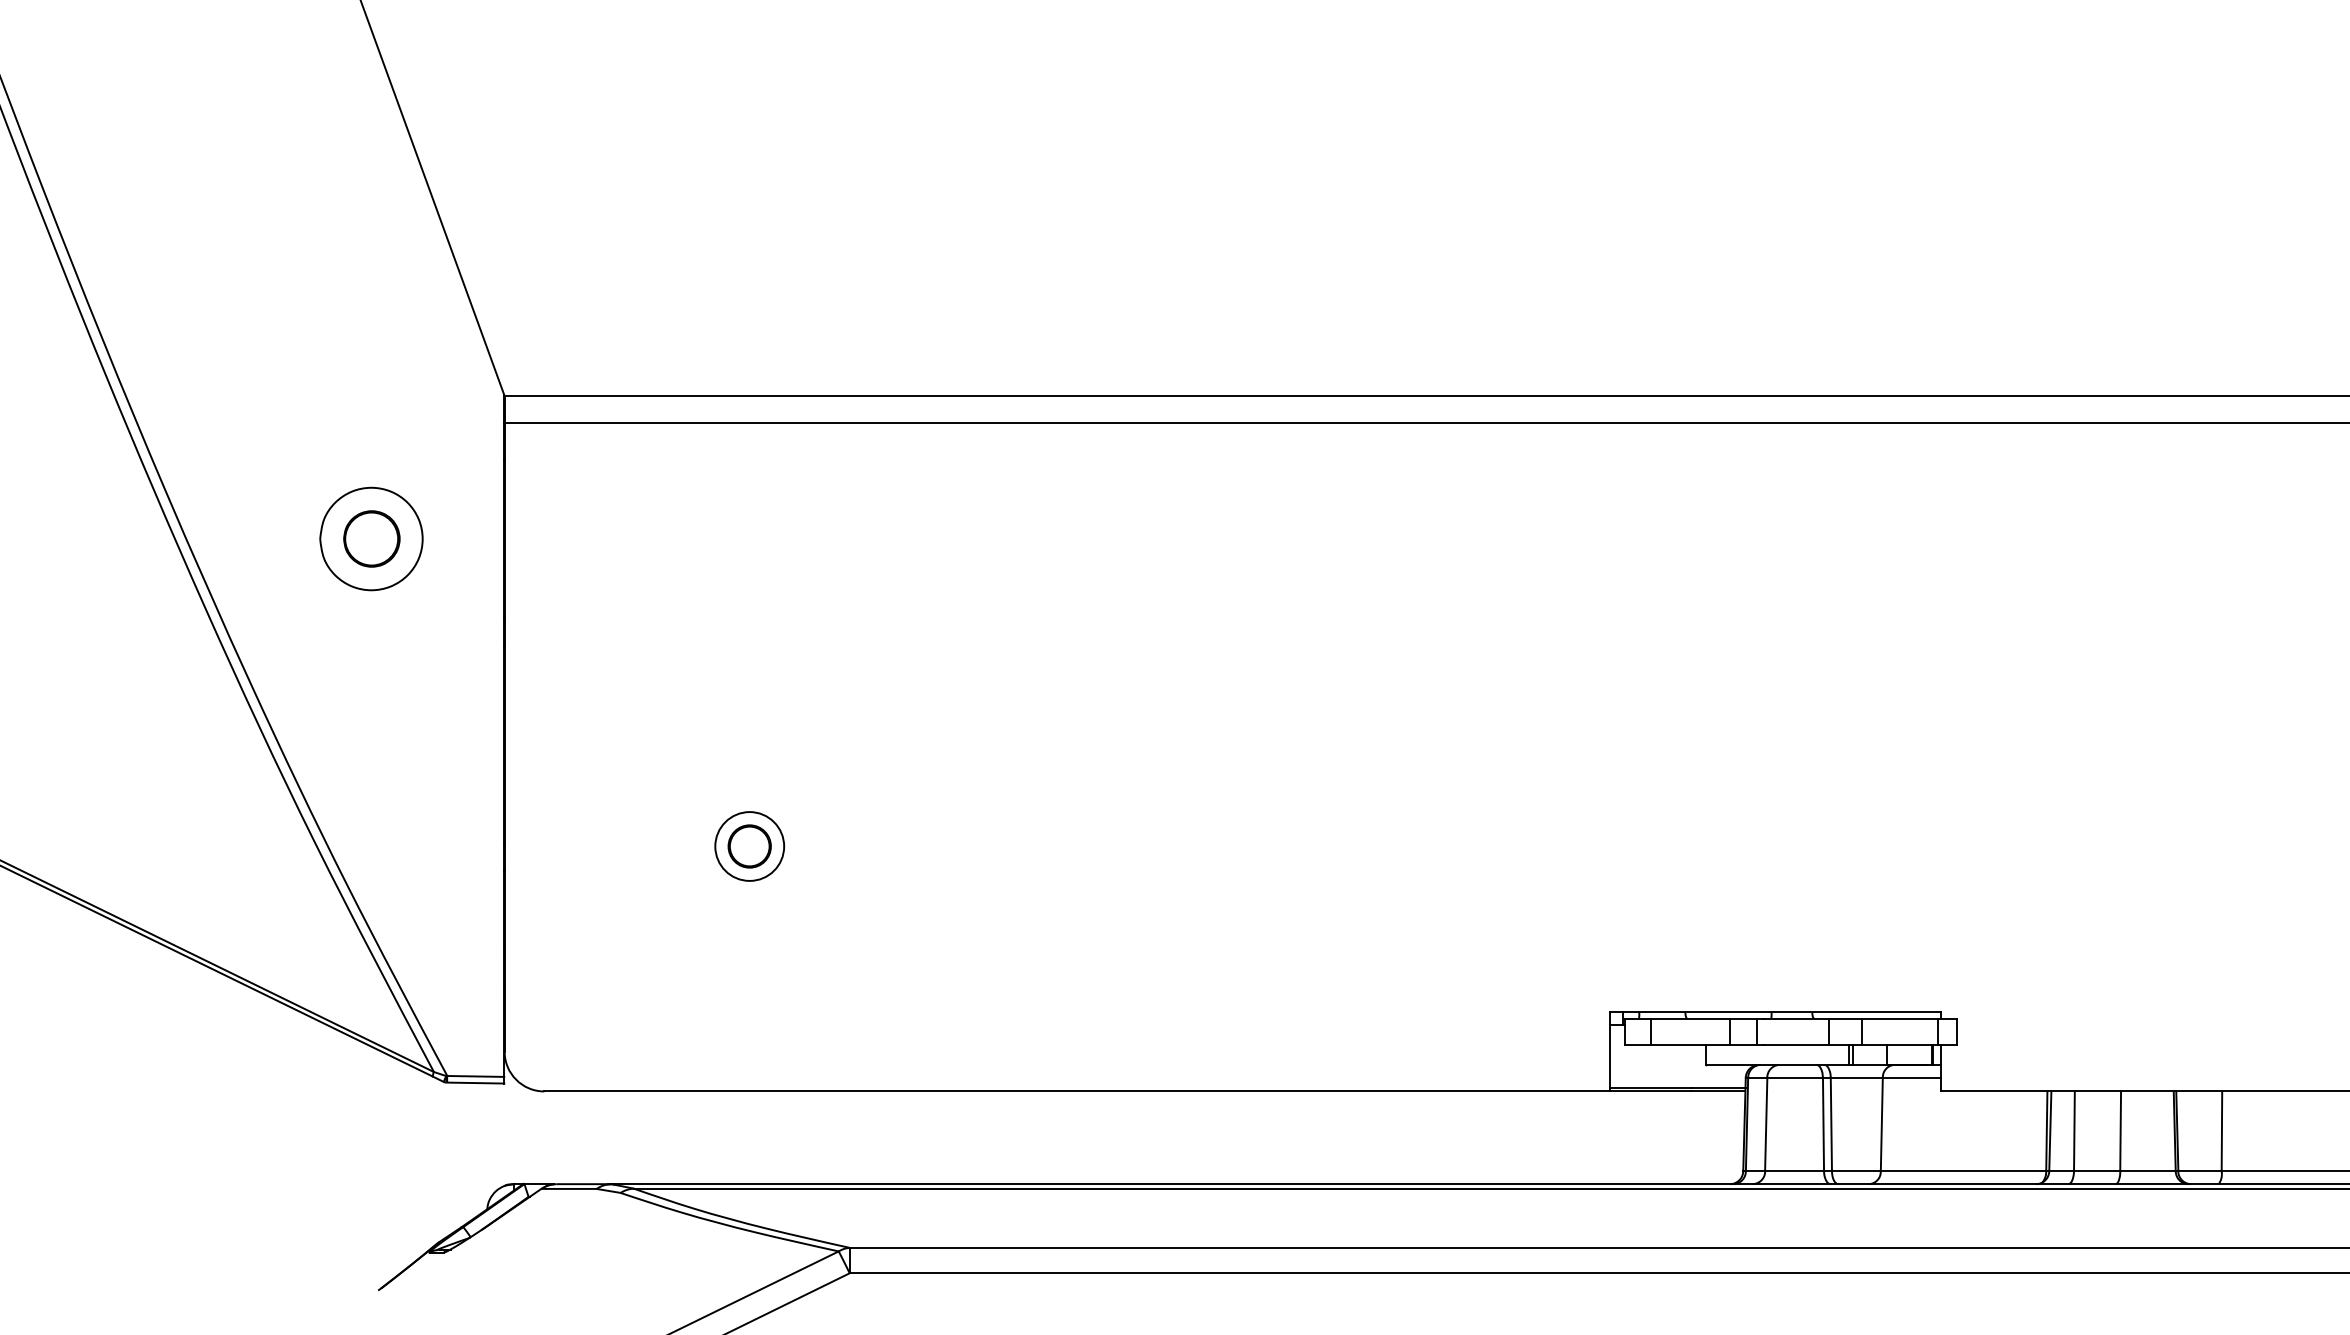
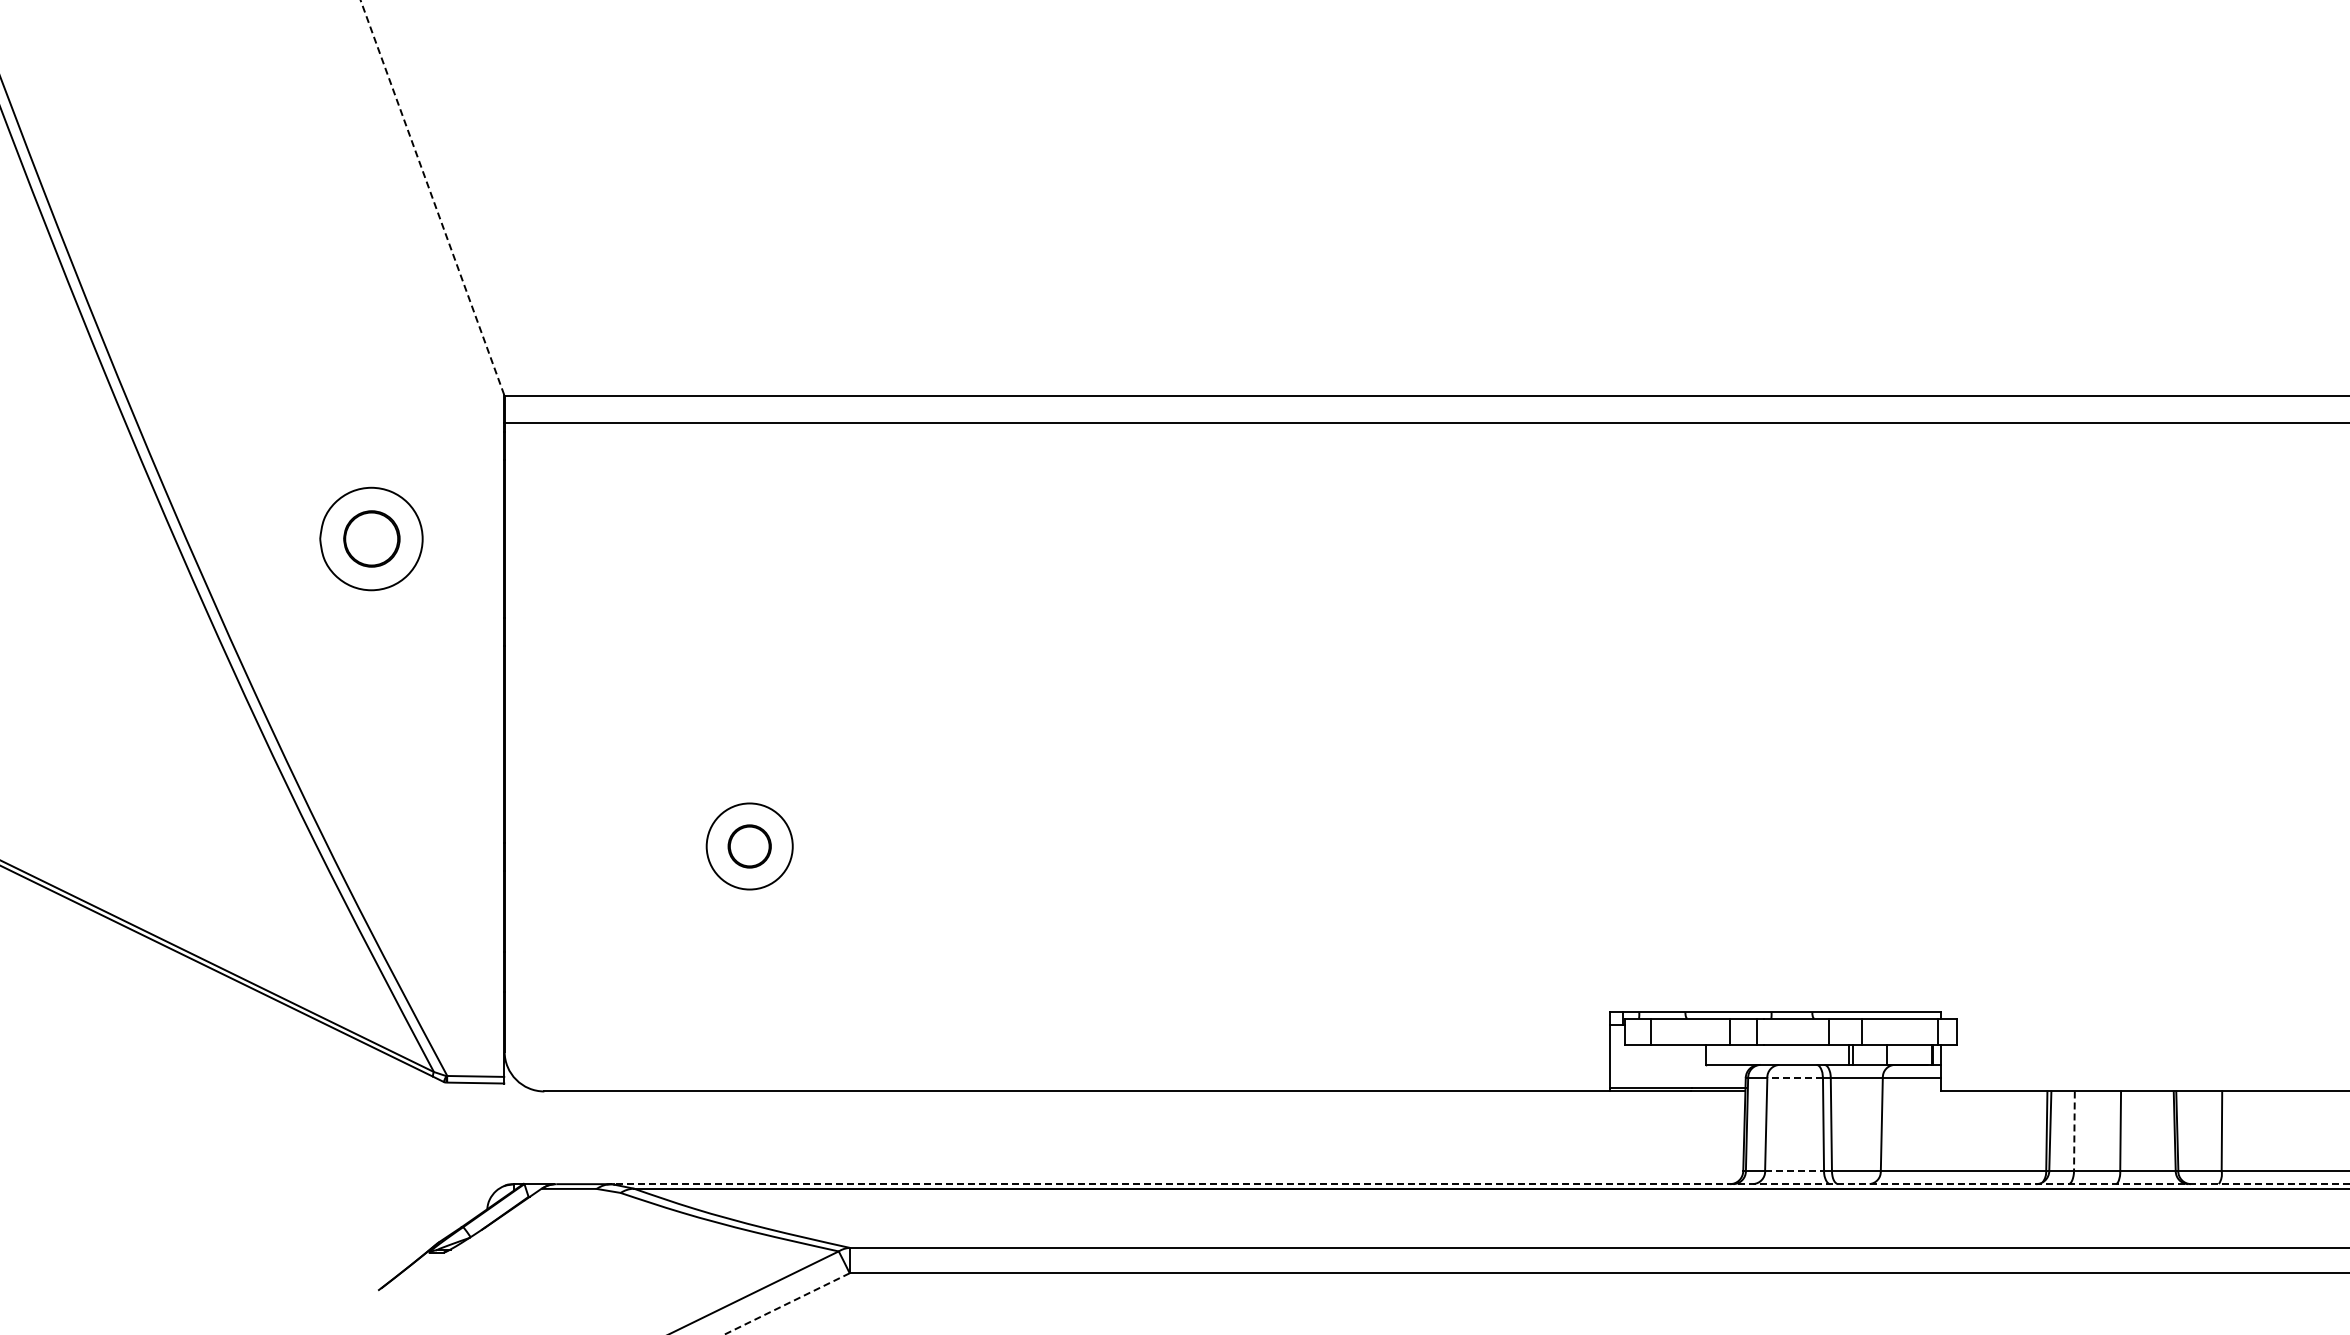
line: solid -> dashed (432, 197)
circle diameter: 69 px -> 86 px (749, 846)
line: solid -> dashed (1795, 1077)
line: solid -> dashed (2074, 1131)
line: solid -> dashed (1795, 1171)
line: solid -> dashed (1480, 1184)
line: solid -> dashed (786, 1304)
